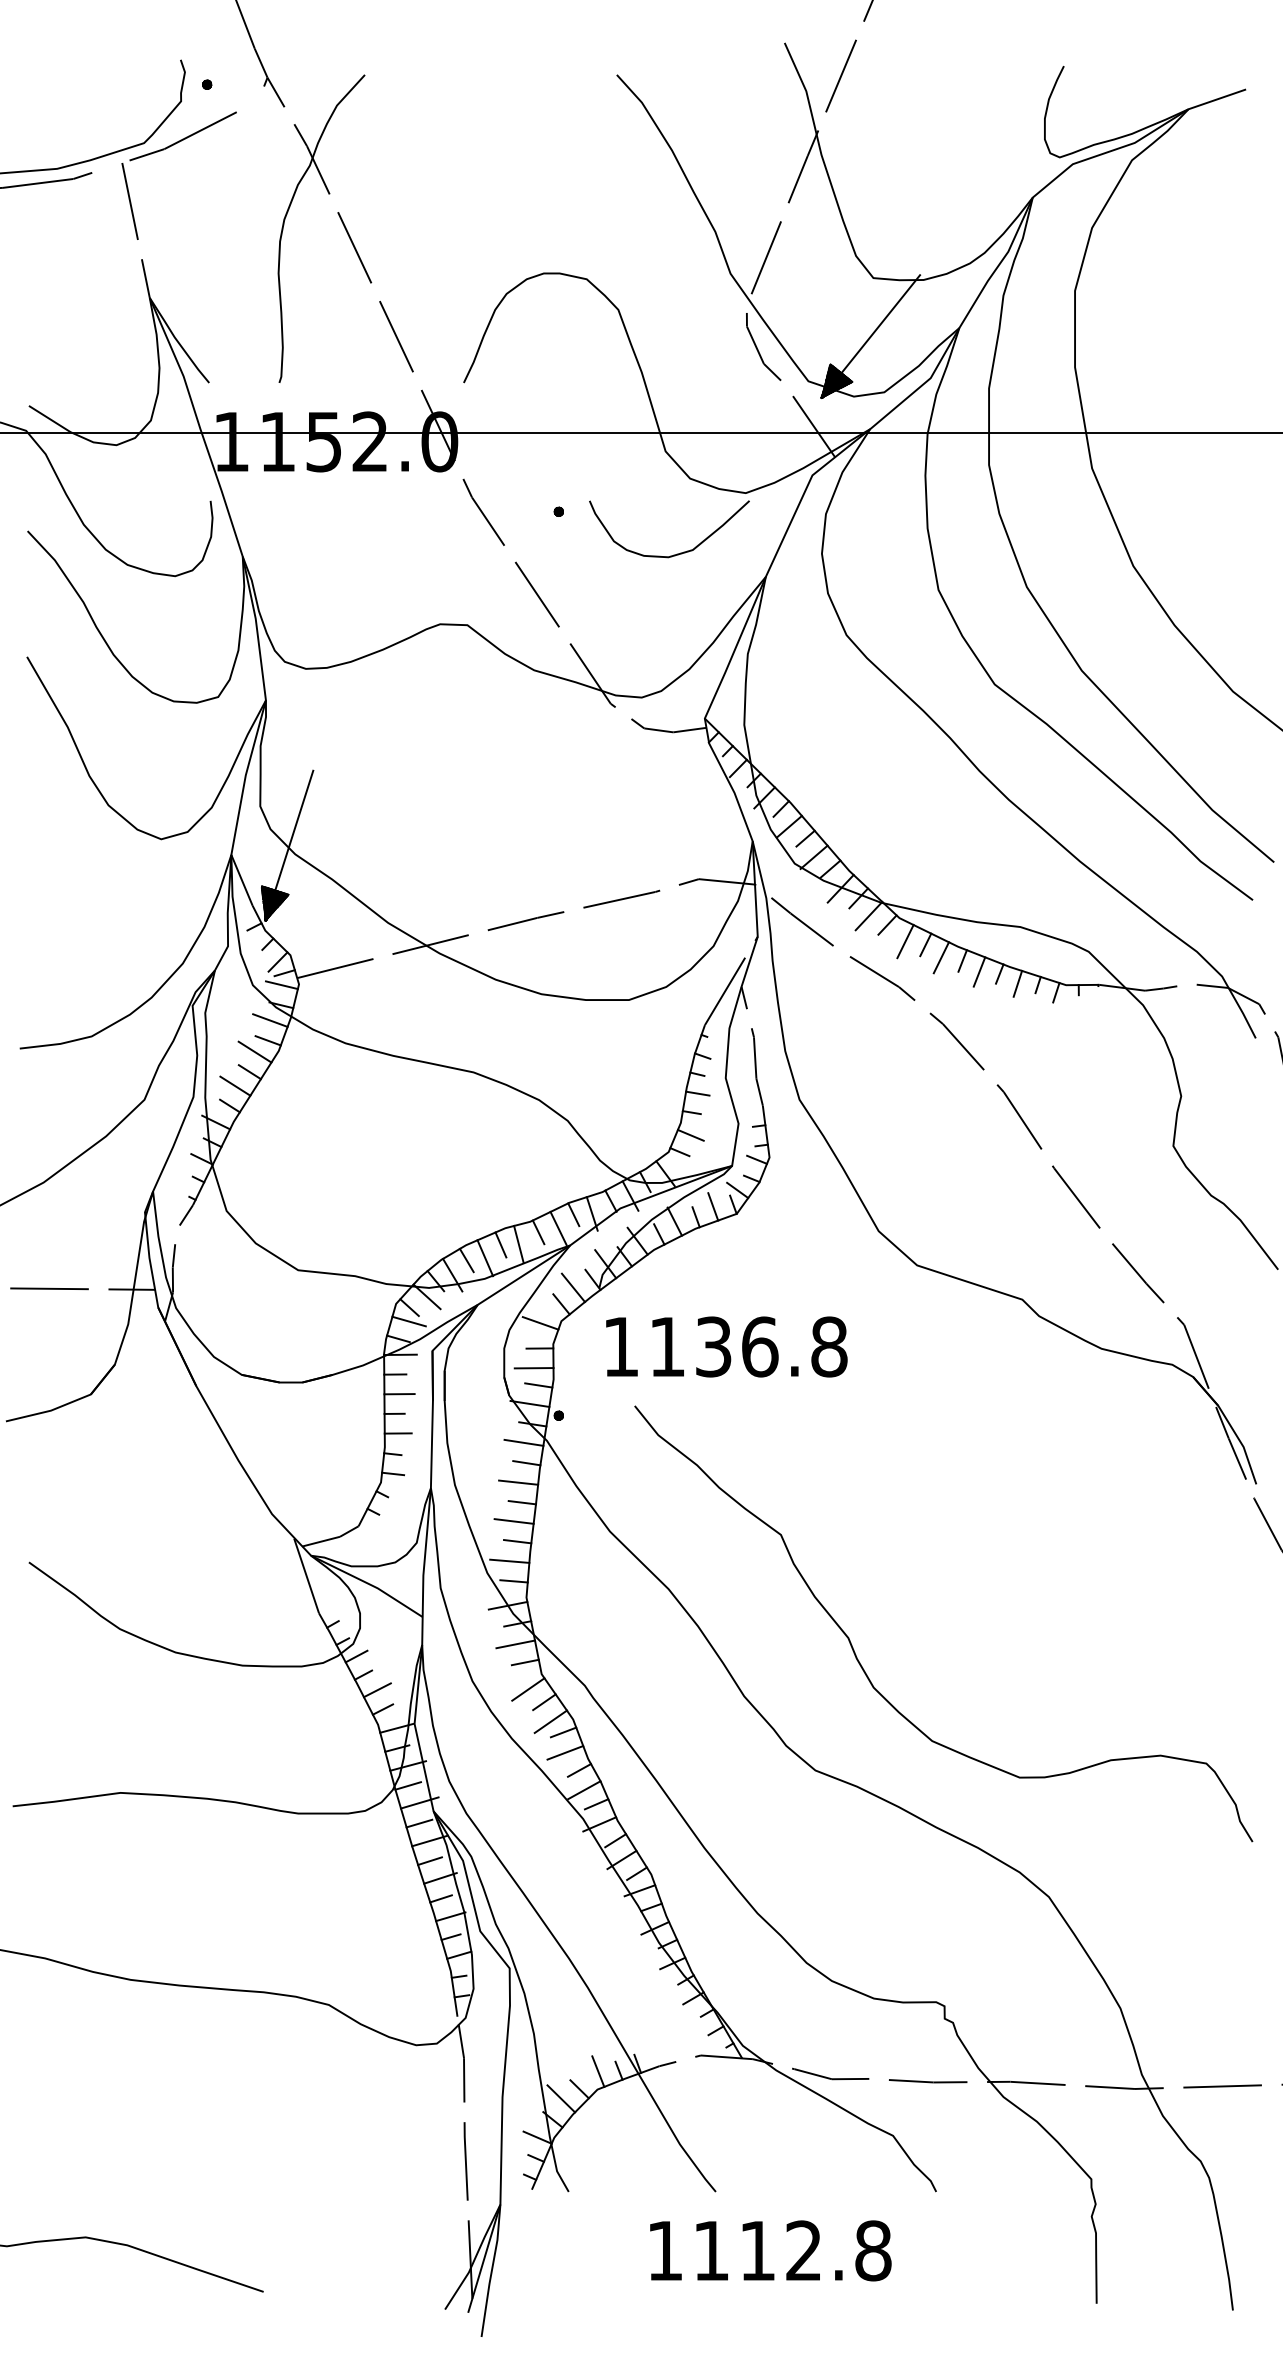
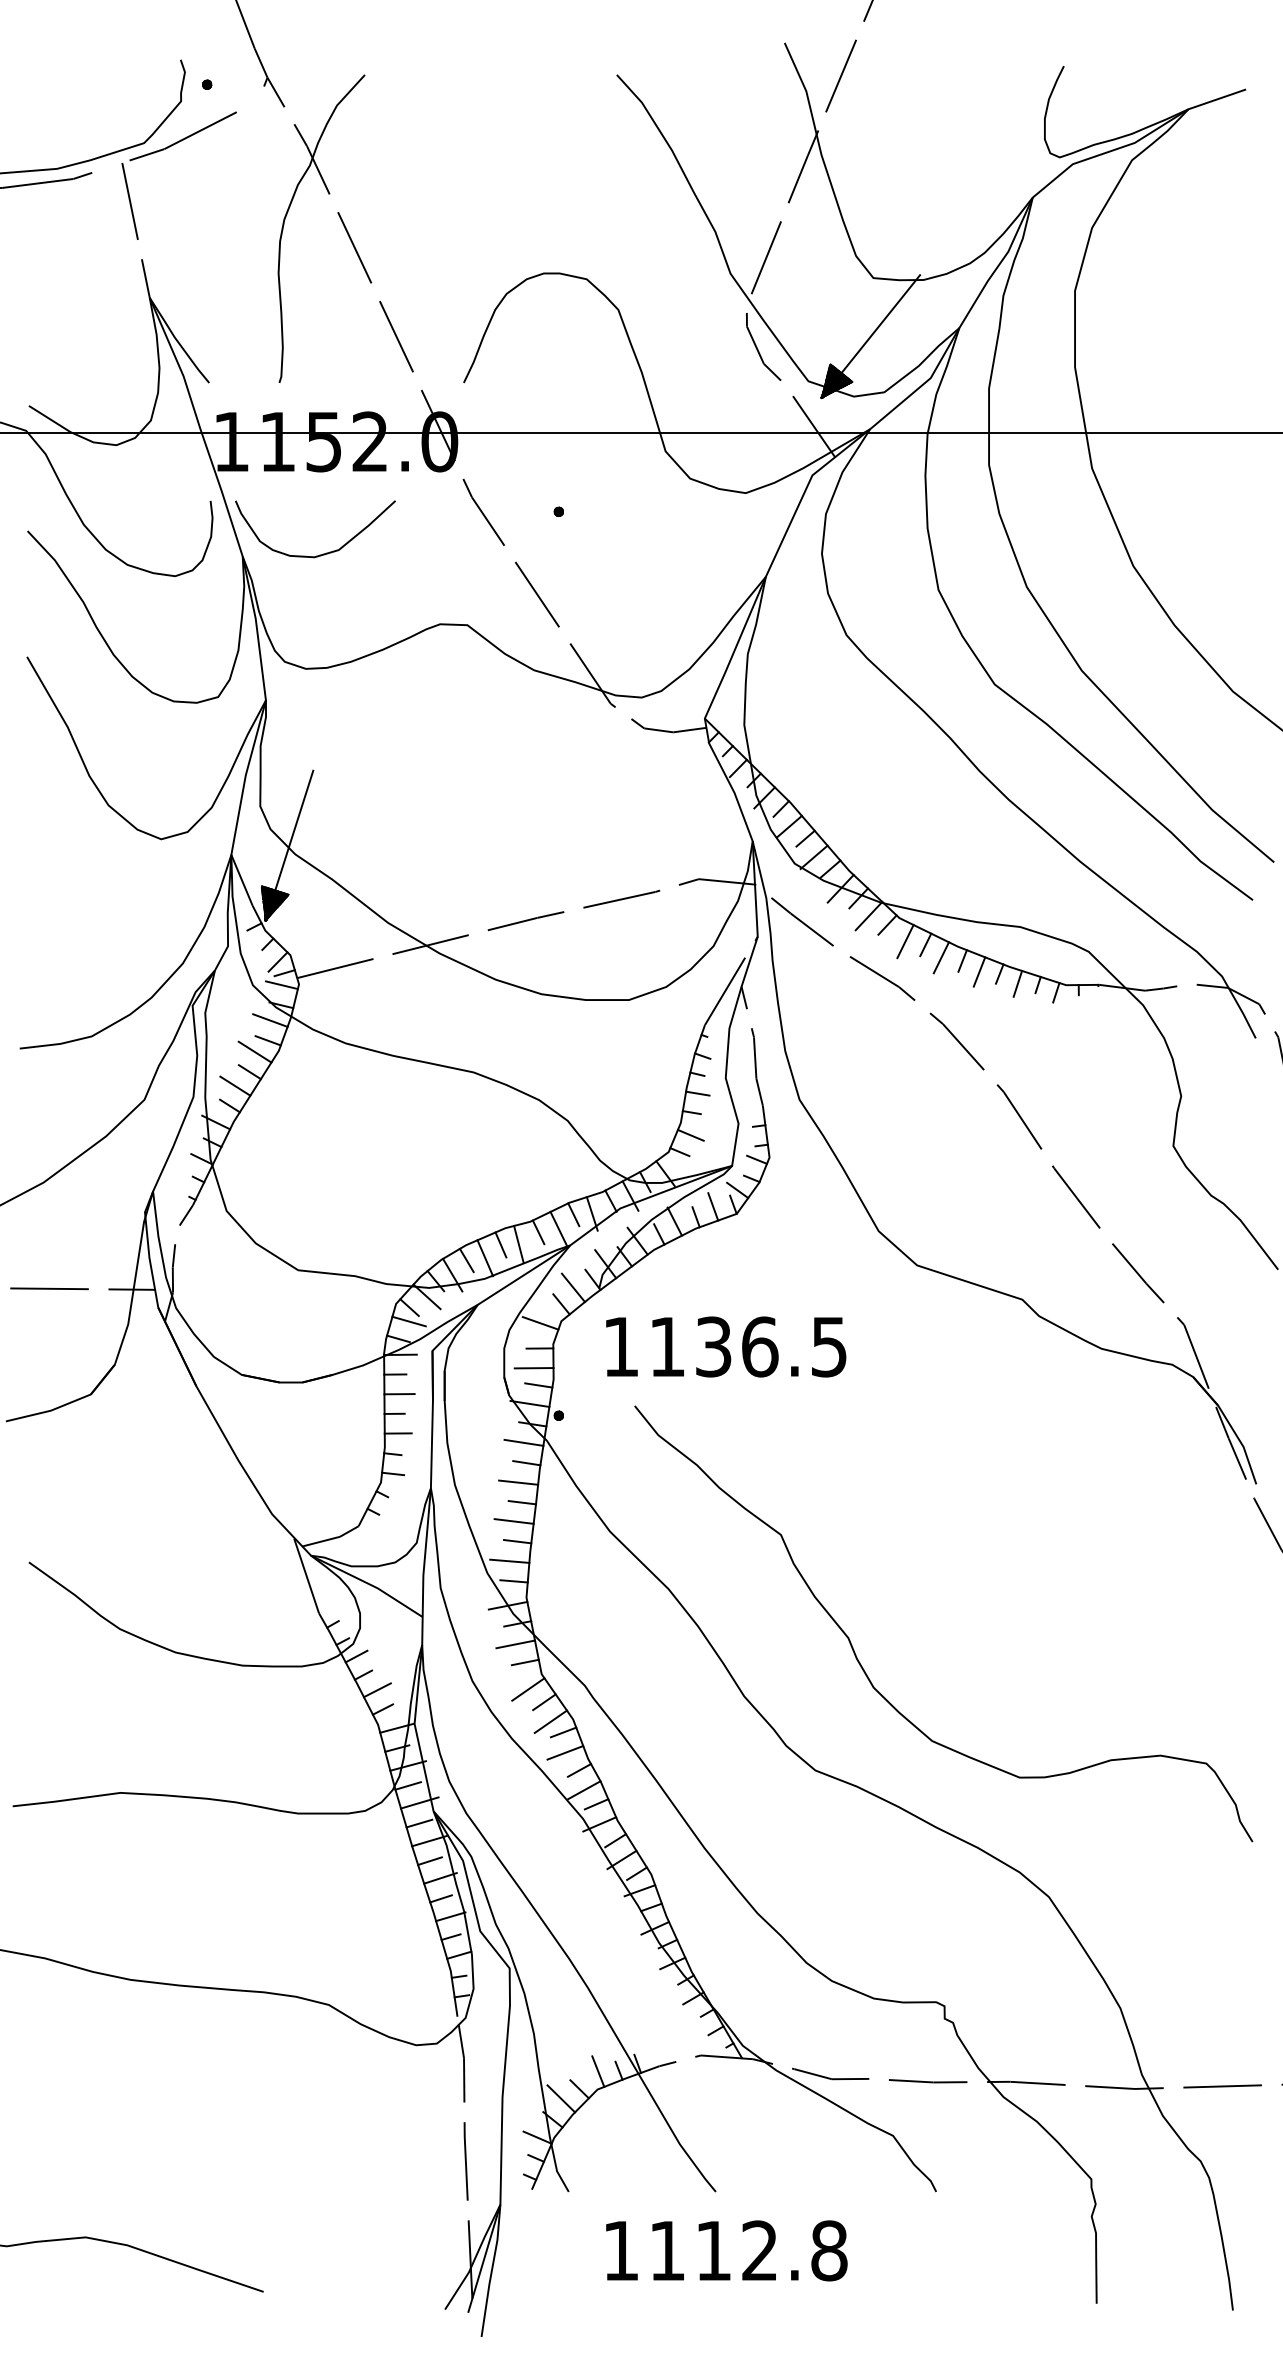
curve position: (677, 553) -> (323, 553) (323, 553)
text: 1136.8 -> 1136.5 (829, 1346)
text position: (770, 2250) -> (726, 2250) (726, 2250)
